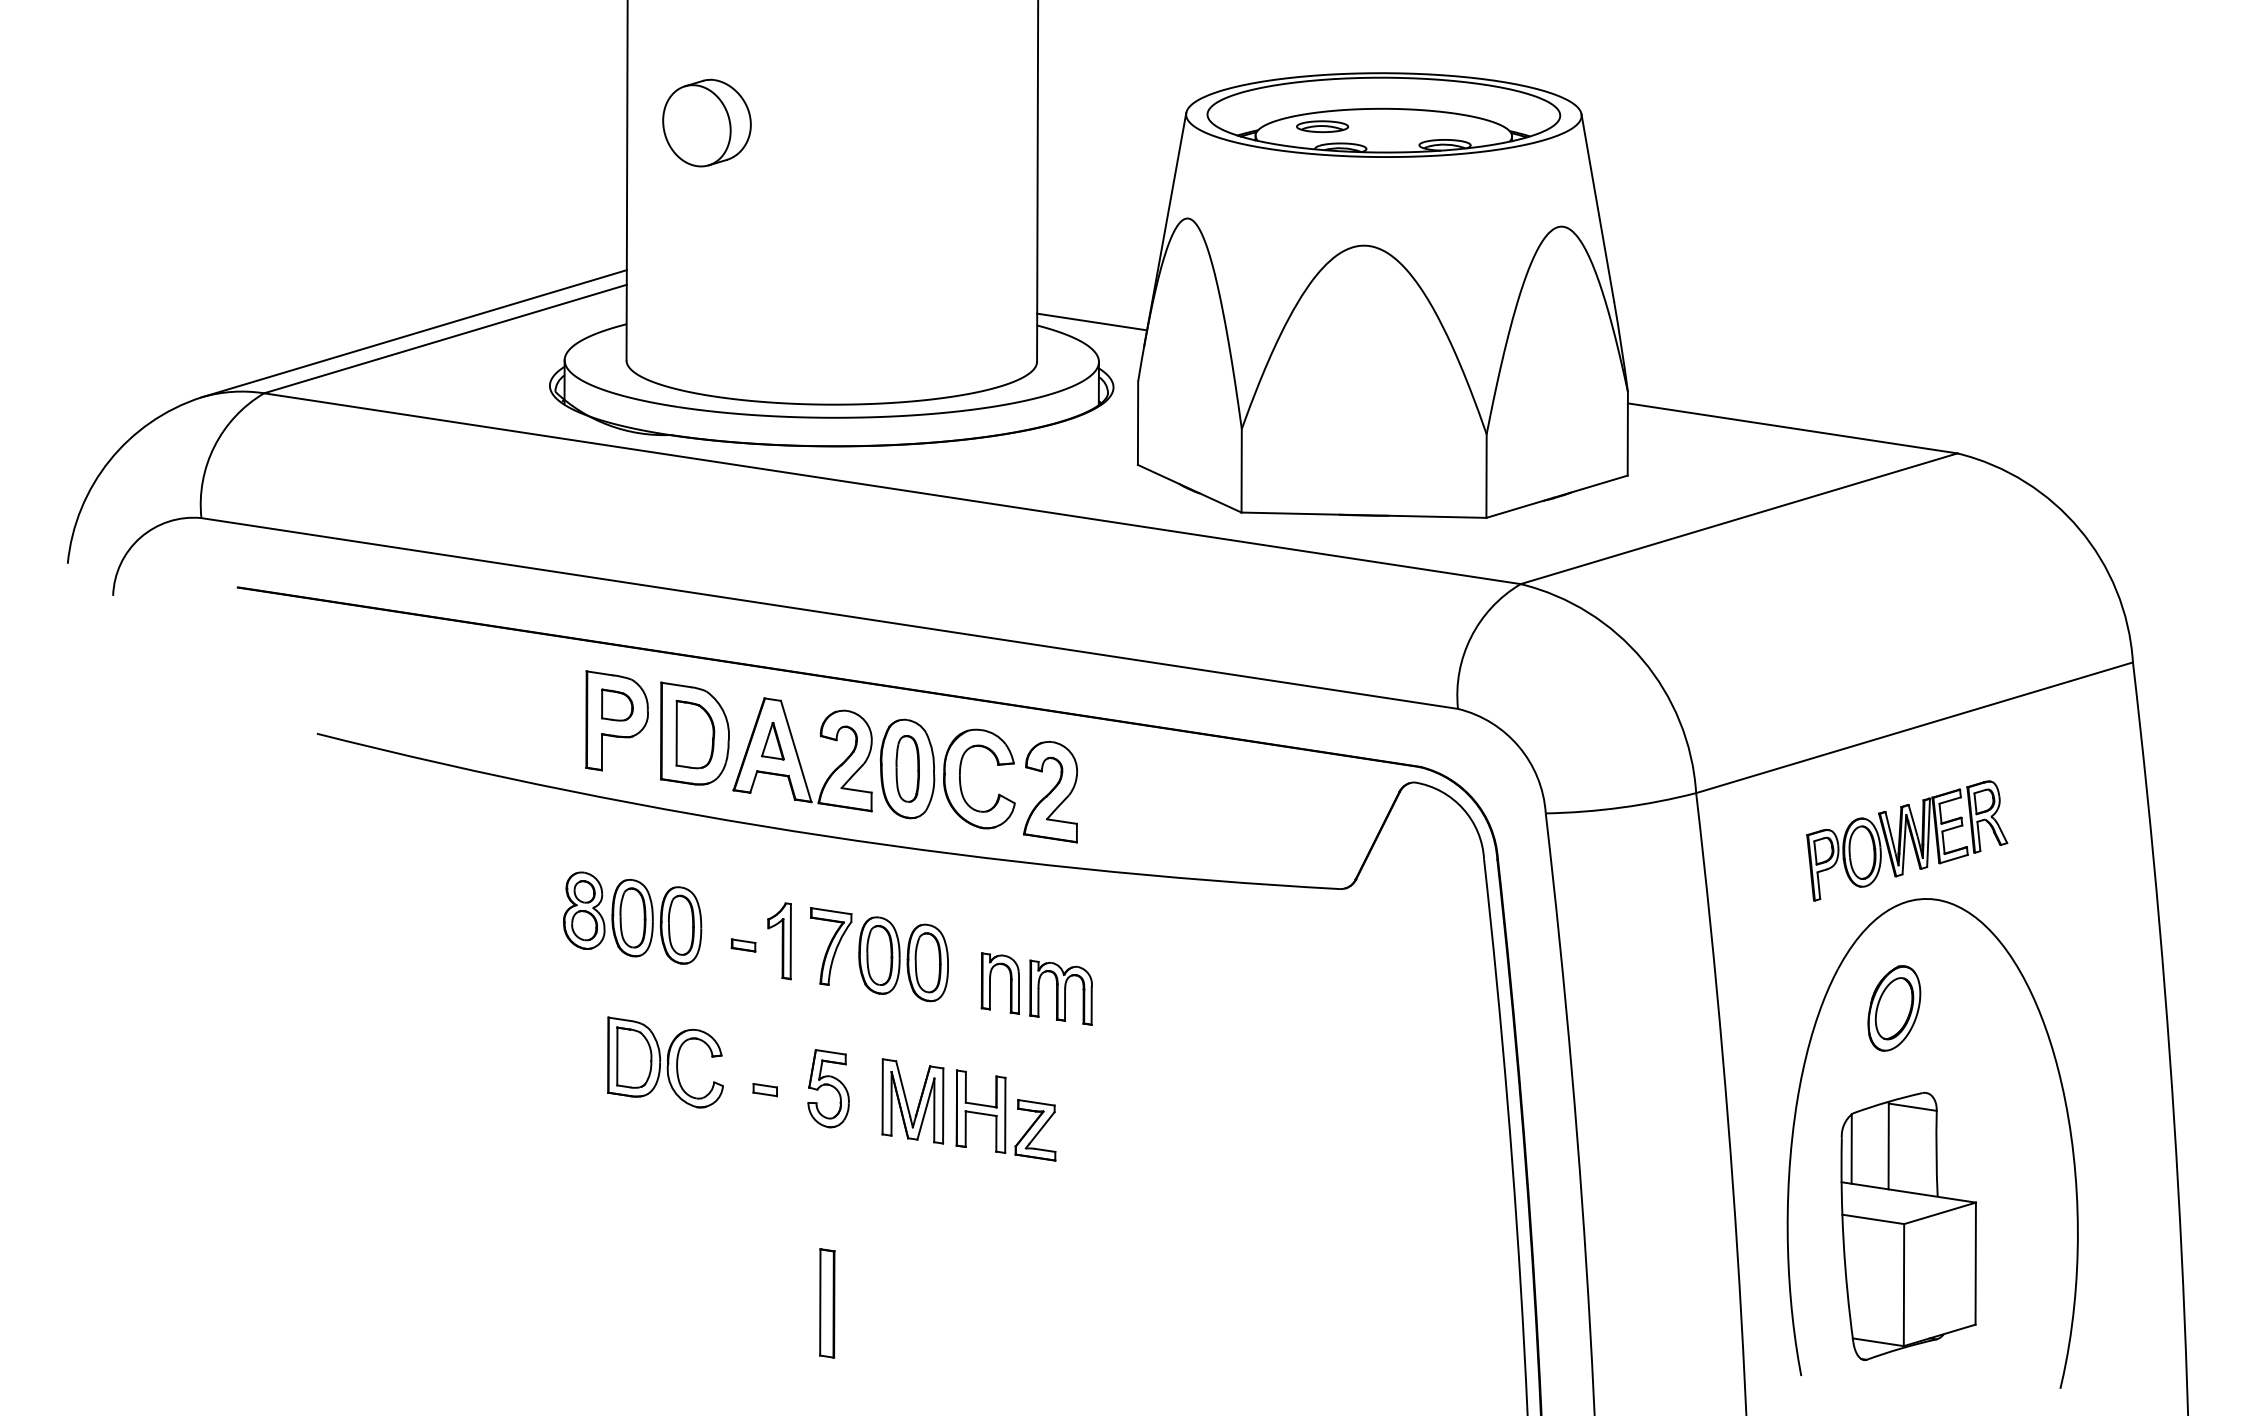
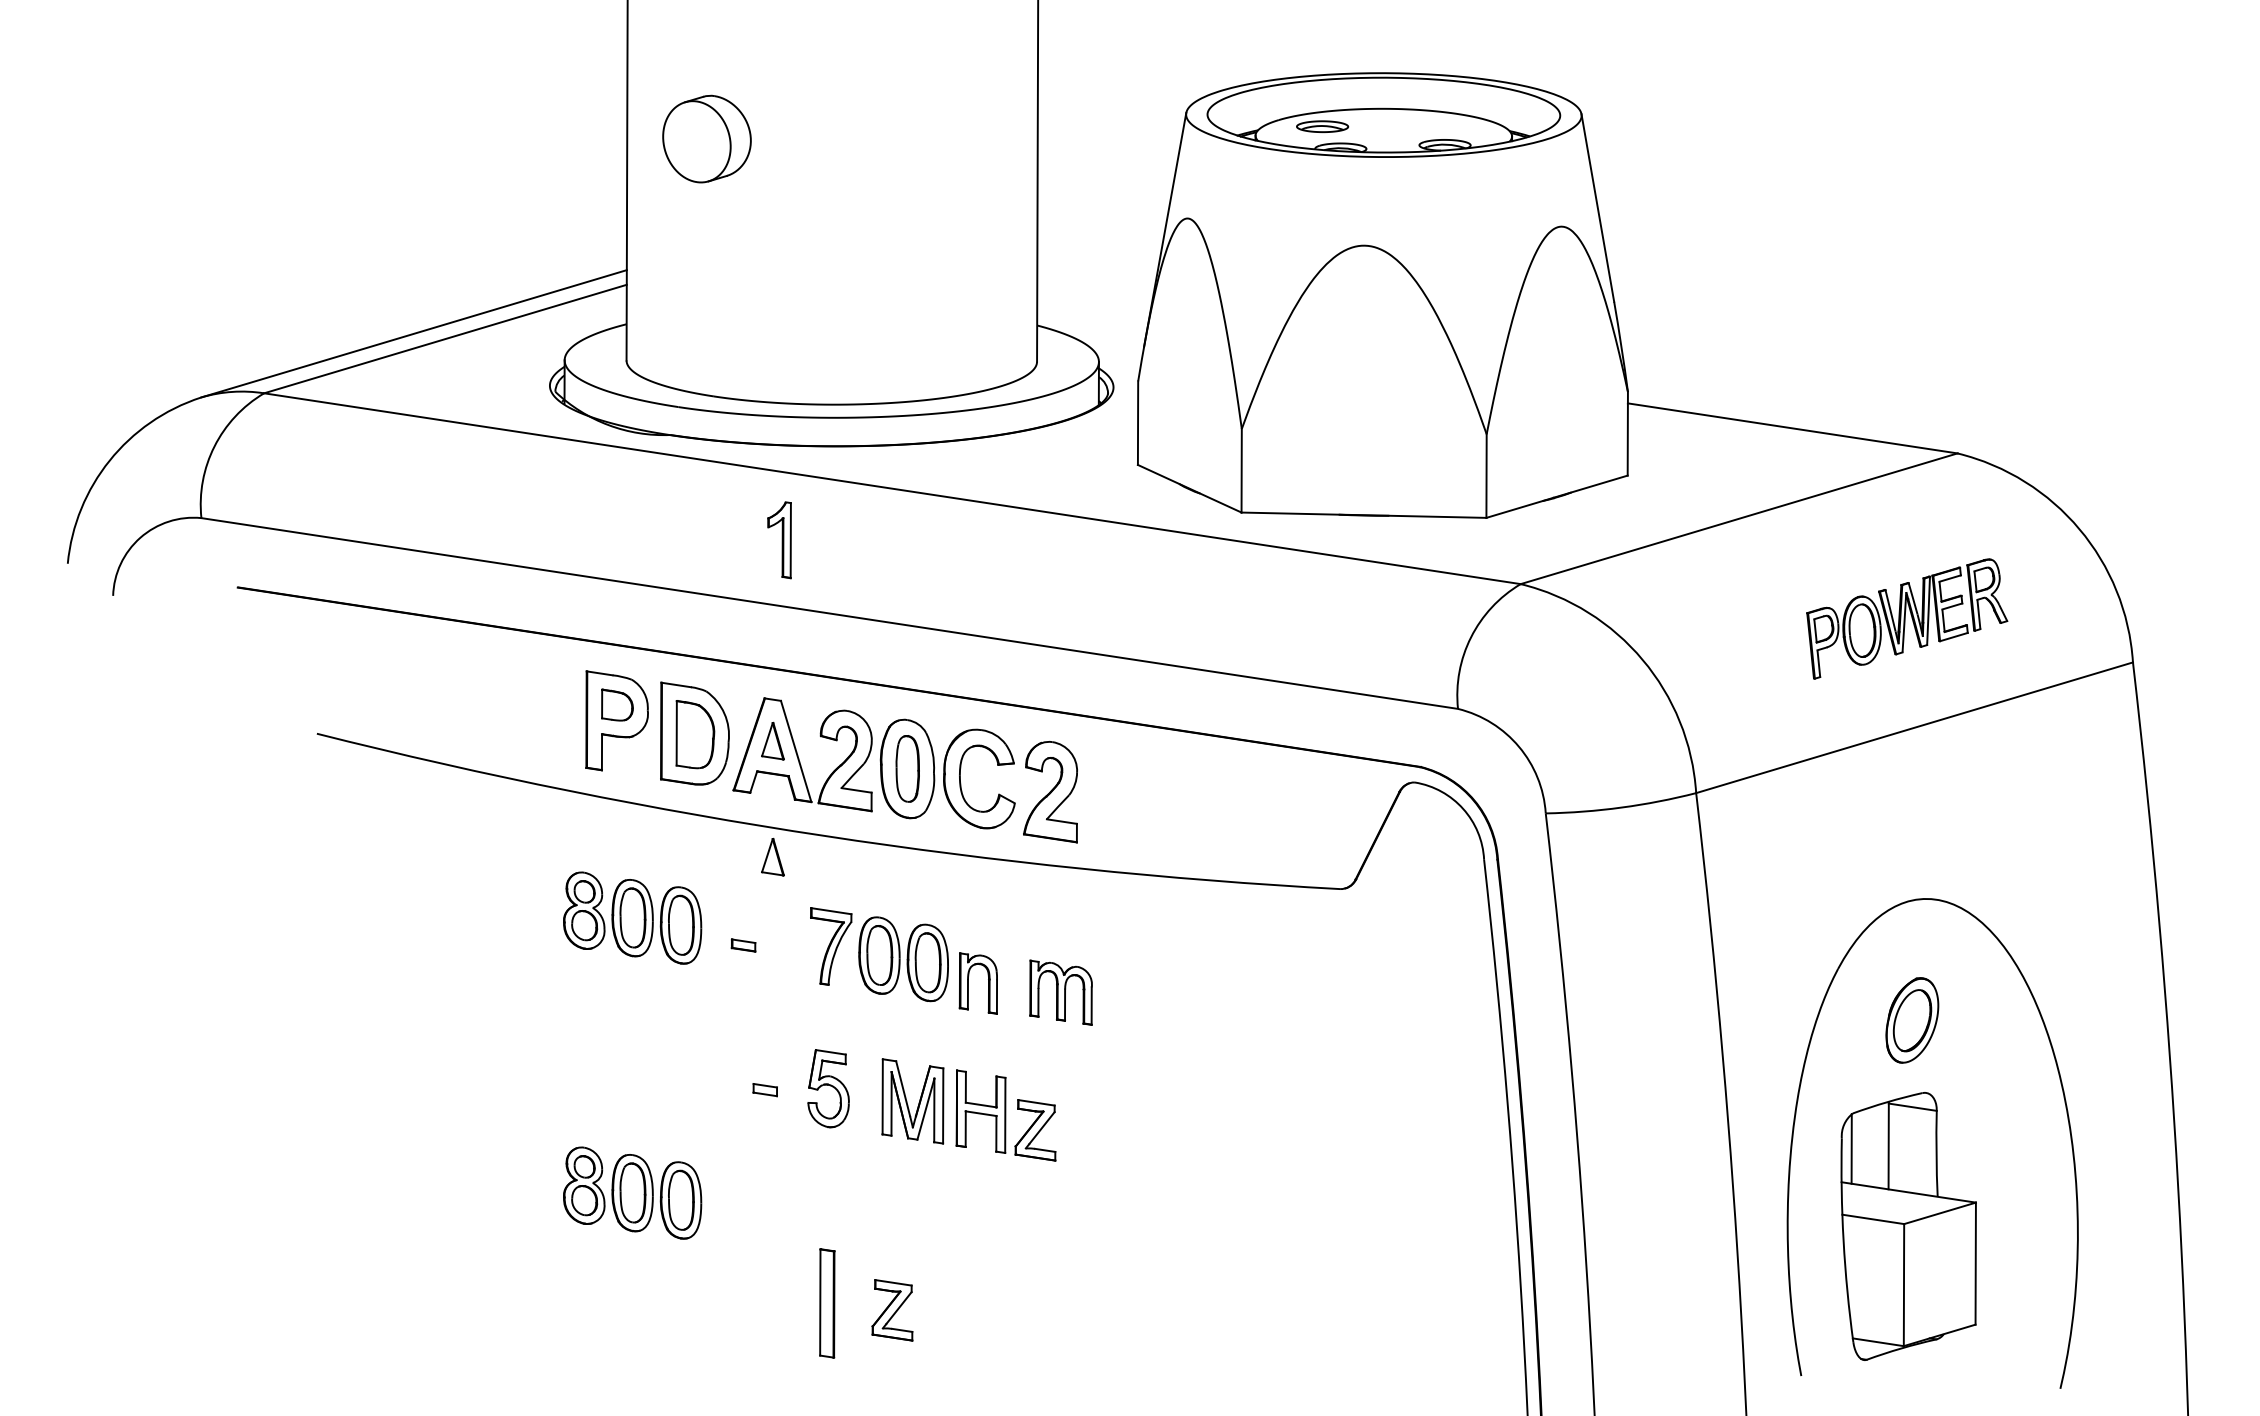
part position: (706, 122) -> (706, 138) (706, 138)
line: present -> none (1092, 321)
part position: (1907, 840) -> (1907, 618) (1907, 618)
part: none -> present (772, 856)
part position: (779, 941) -> (779, 540) (779, 540)
part position: (990, 983) -> (968, 983) (968, 983)
part position: (1894, 1008) -> (1912, 1020) (1912, 1020)
part: present -> none (665, 1062)
part: none -> present (632, 1192)
part: none -> present (892, 1310)
